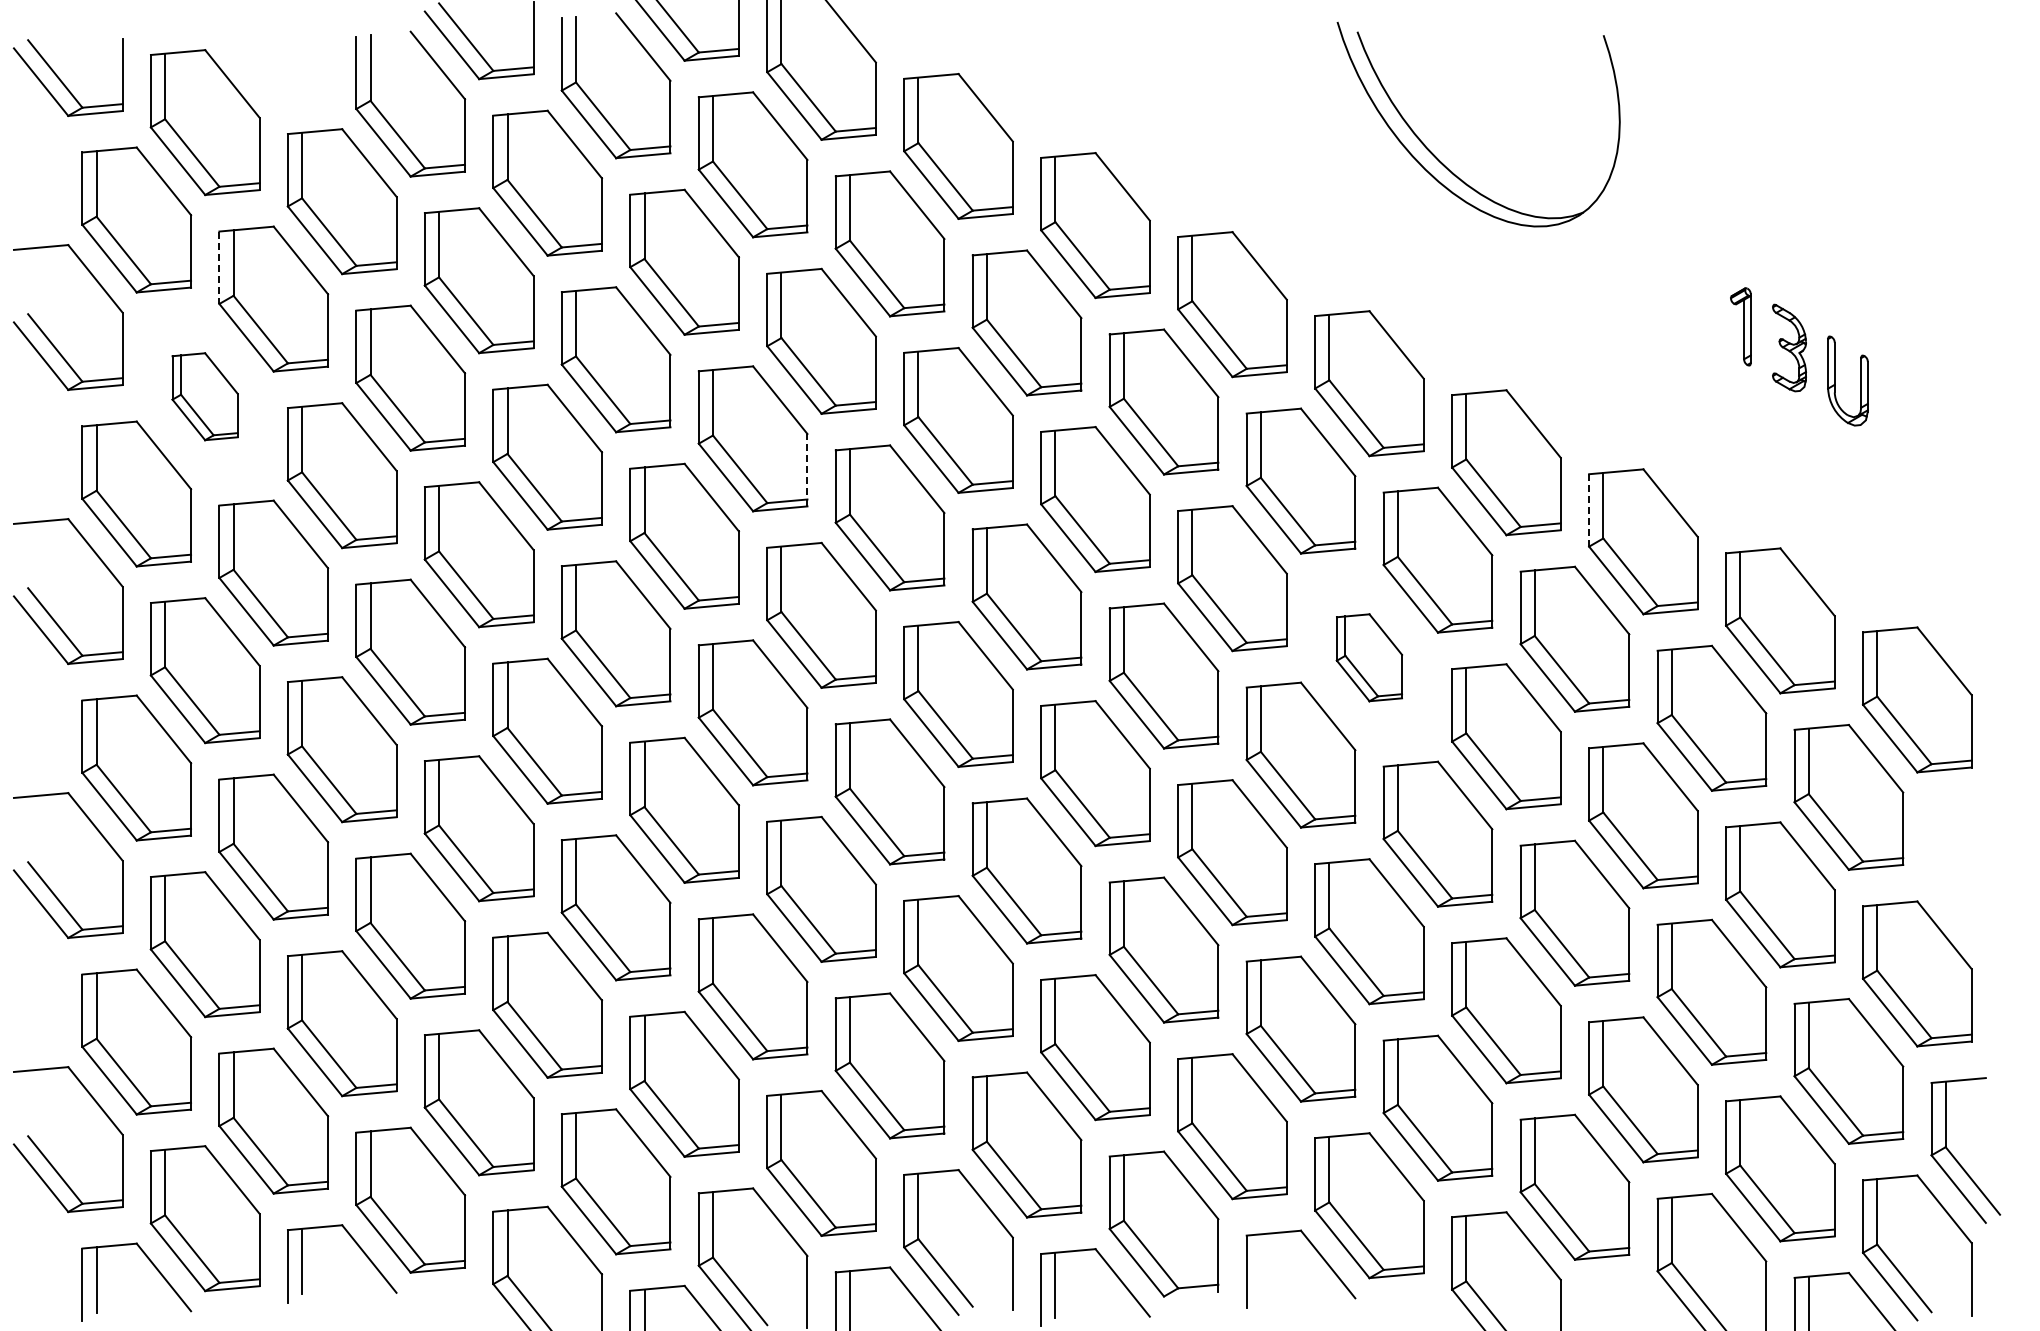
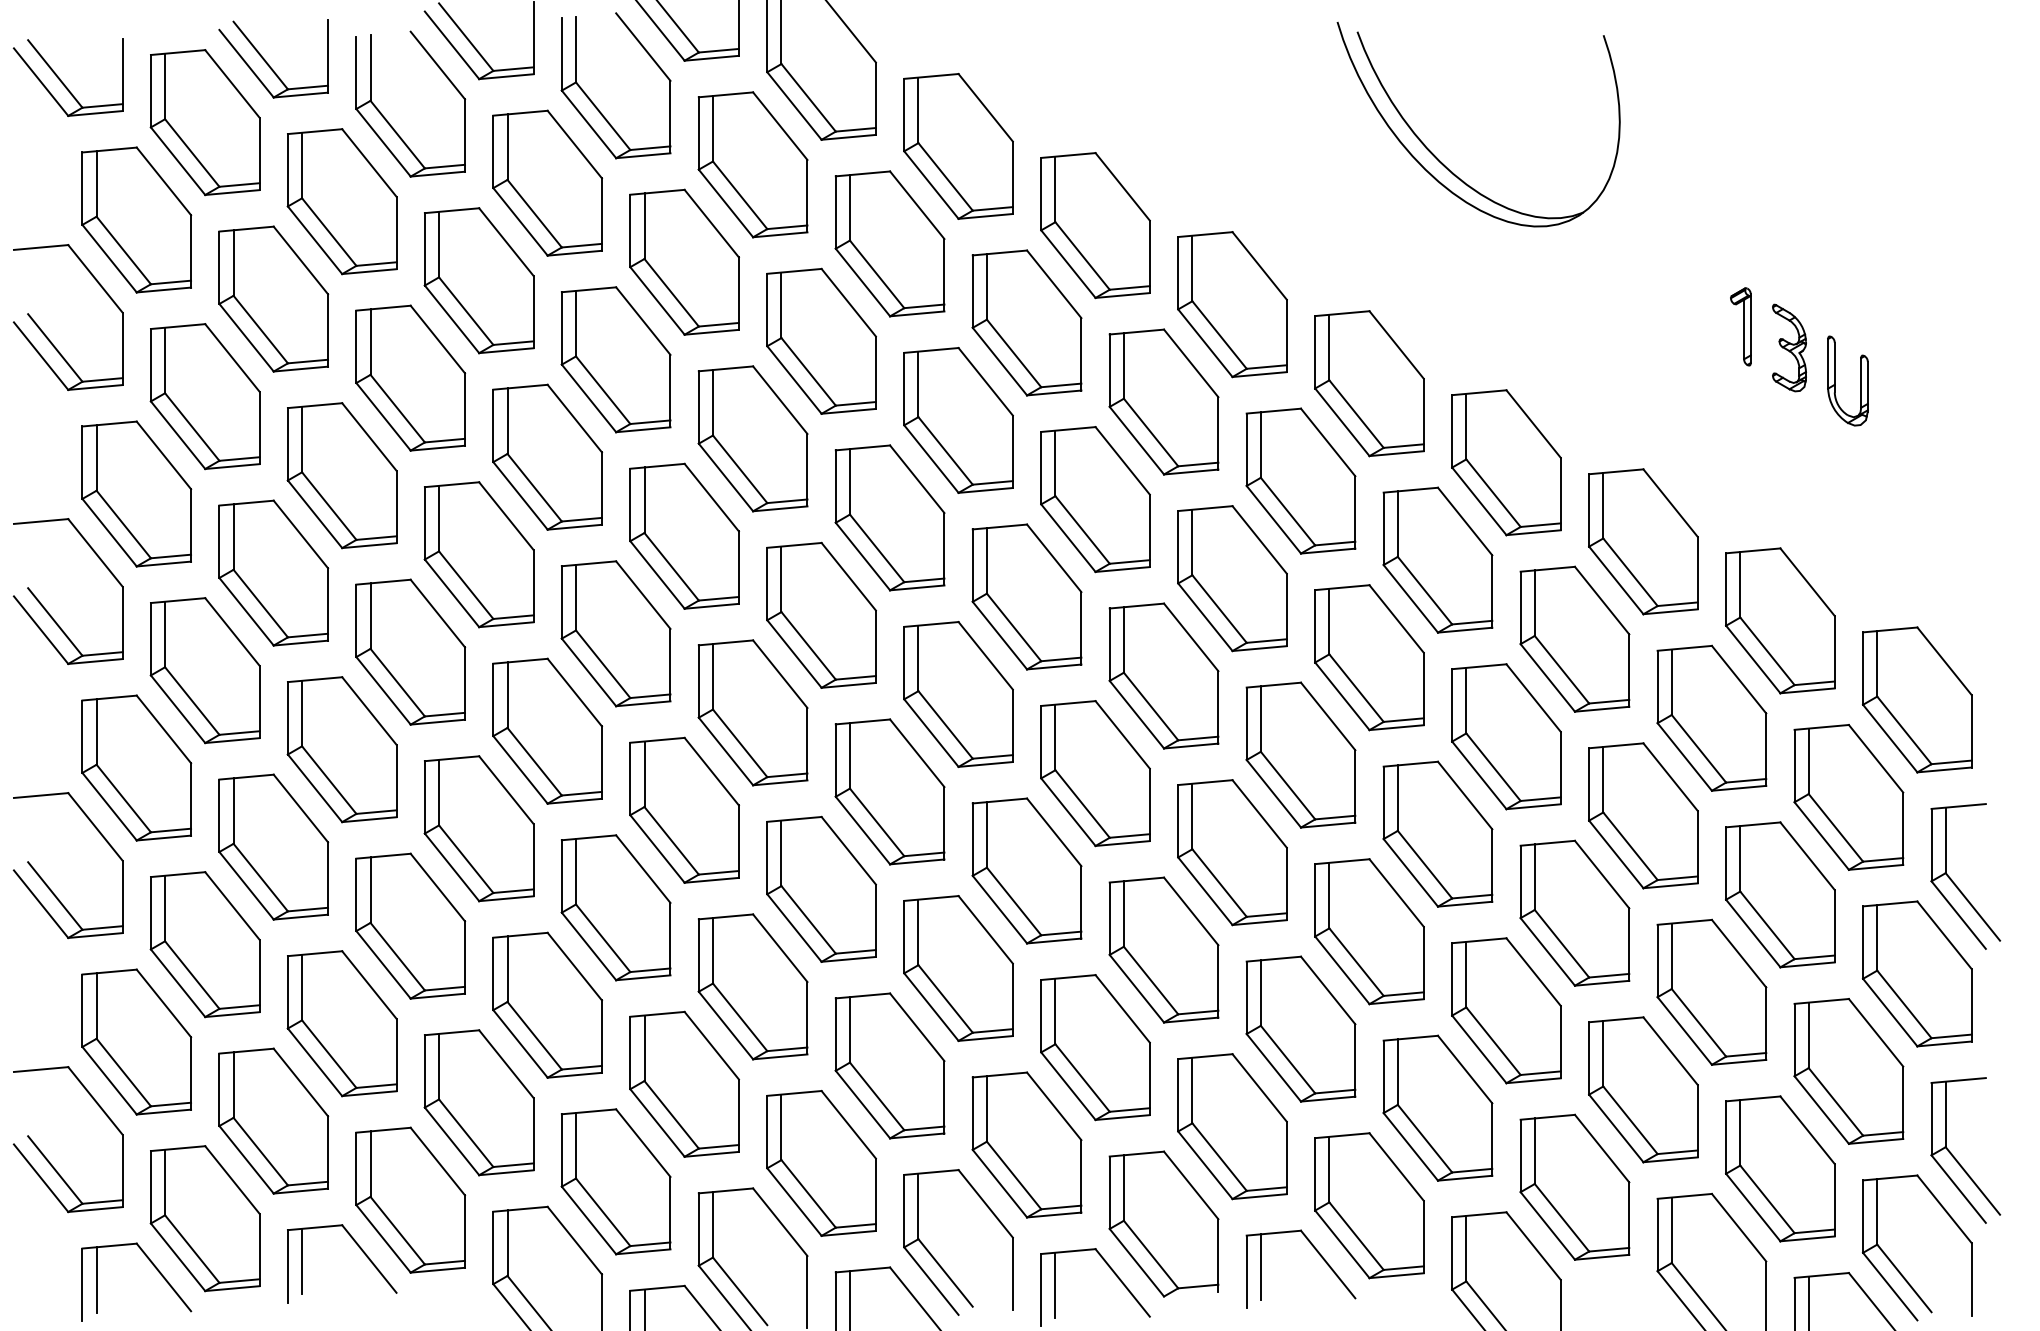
part: none -> present (268, 63)
line: dashed -> solid (219, 268)
part size: 68x90 px -> 112x148 px (204, 396)
line: dashed -> solid (807, 469)
line: dashed -> solid (1589, 510)
part size: 68x90 px -> 111x148 px (1369, 657)
part: none -> present (1956, 884)
line: none -> present (1260, 1266)
